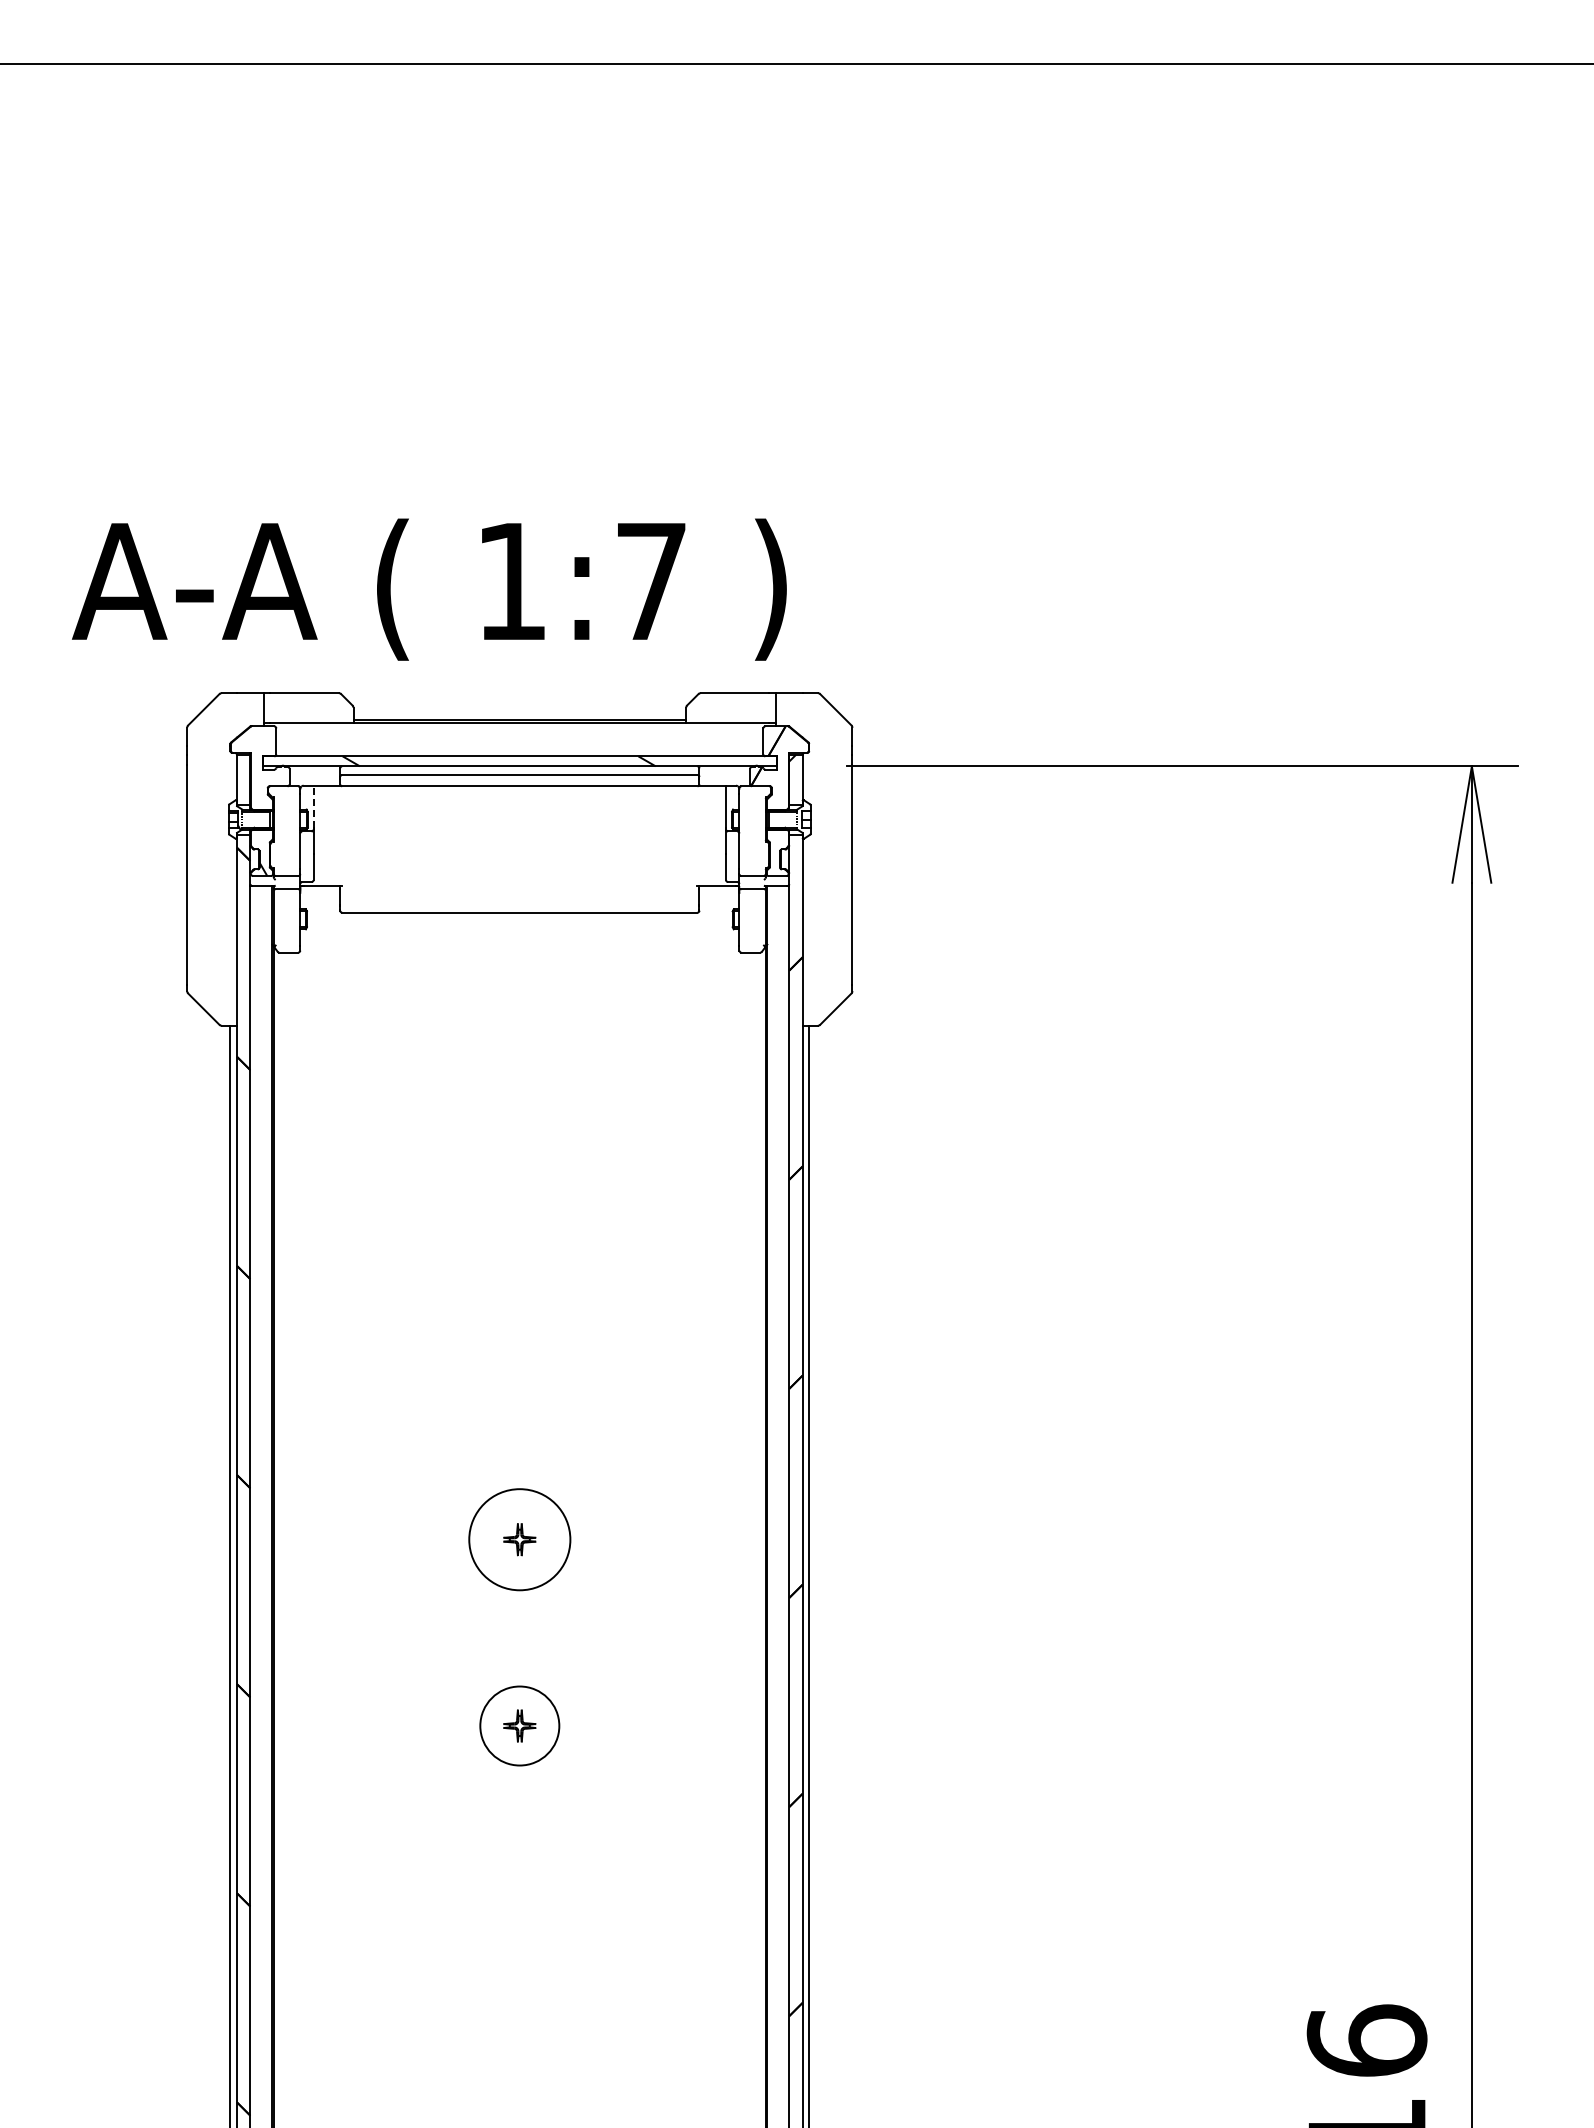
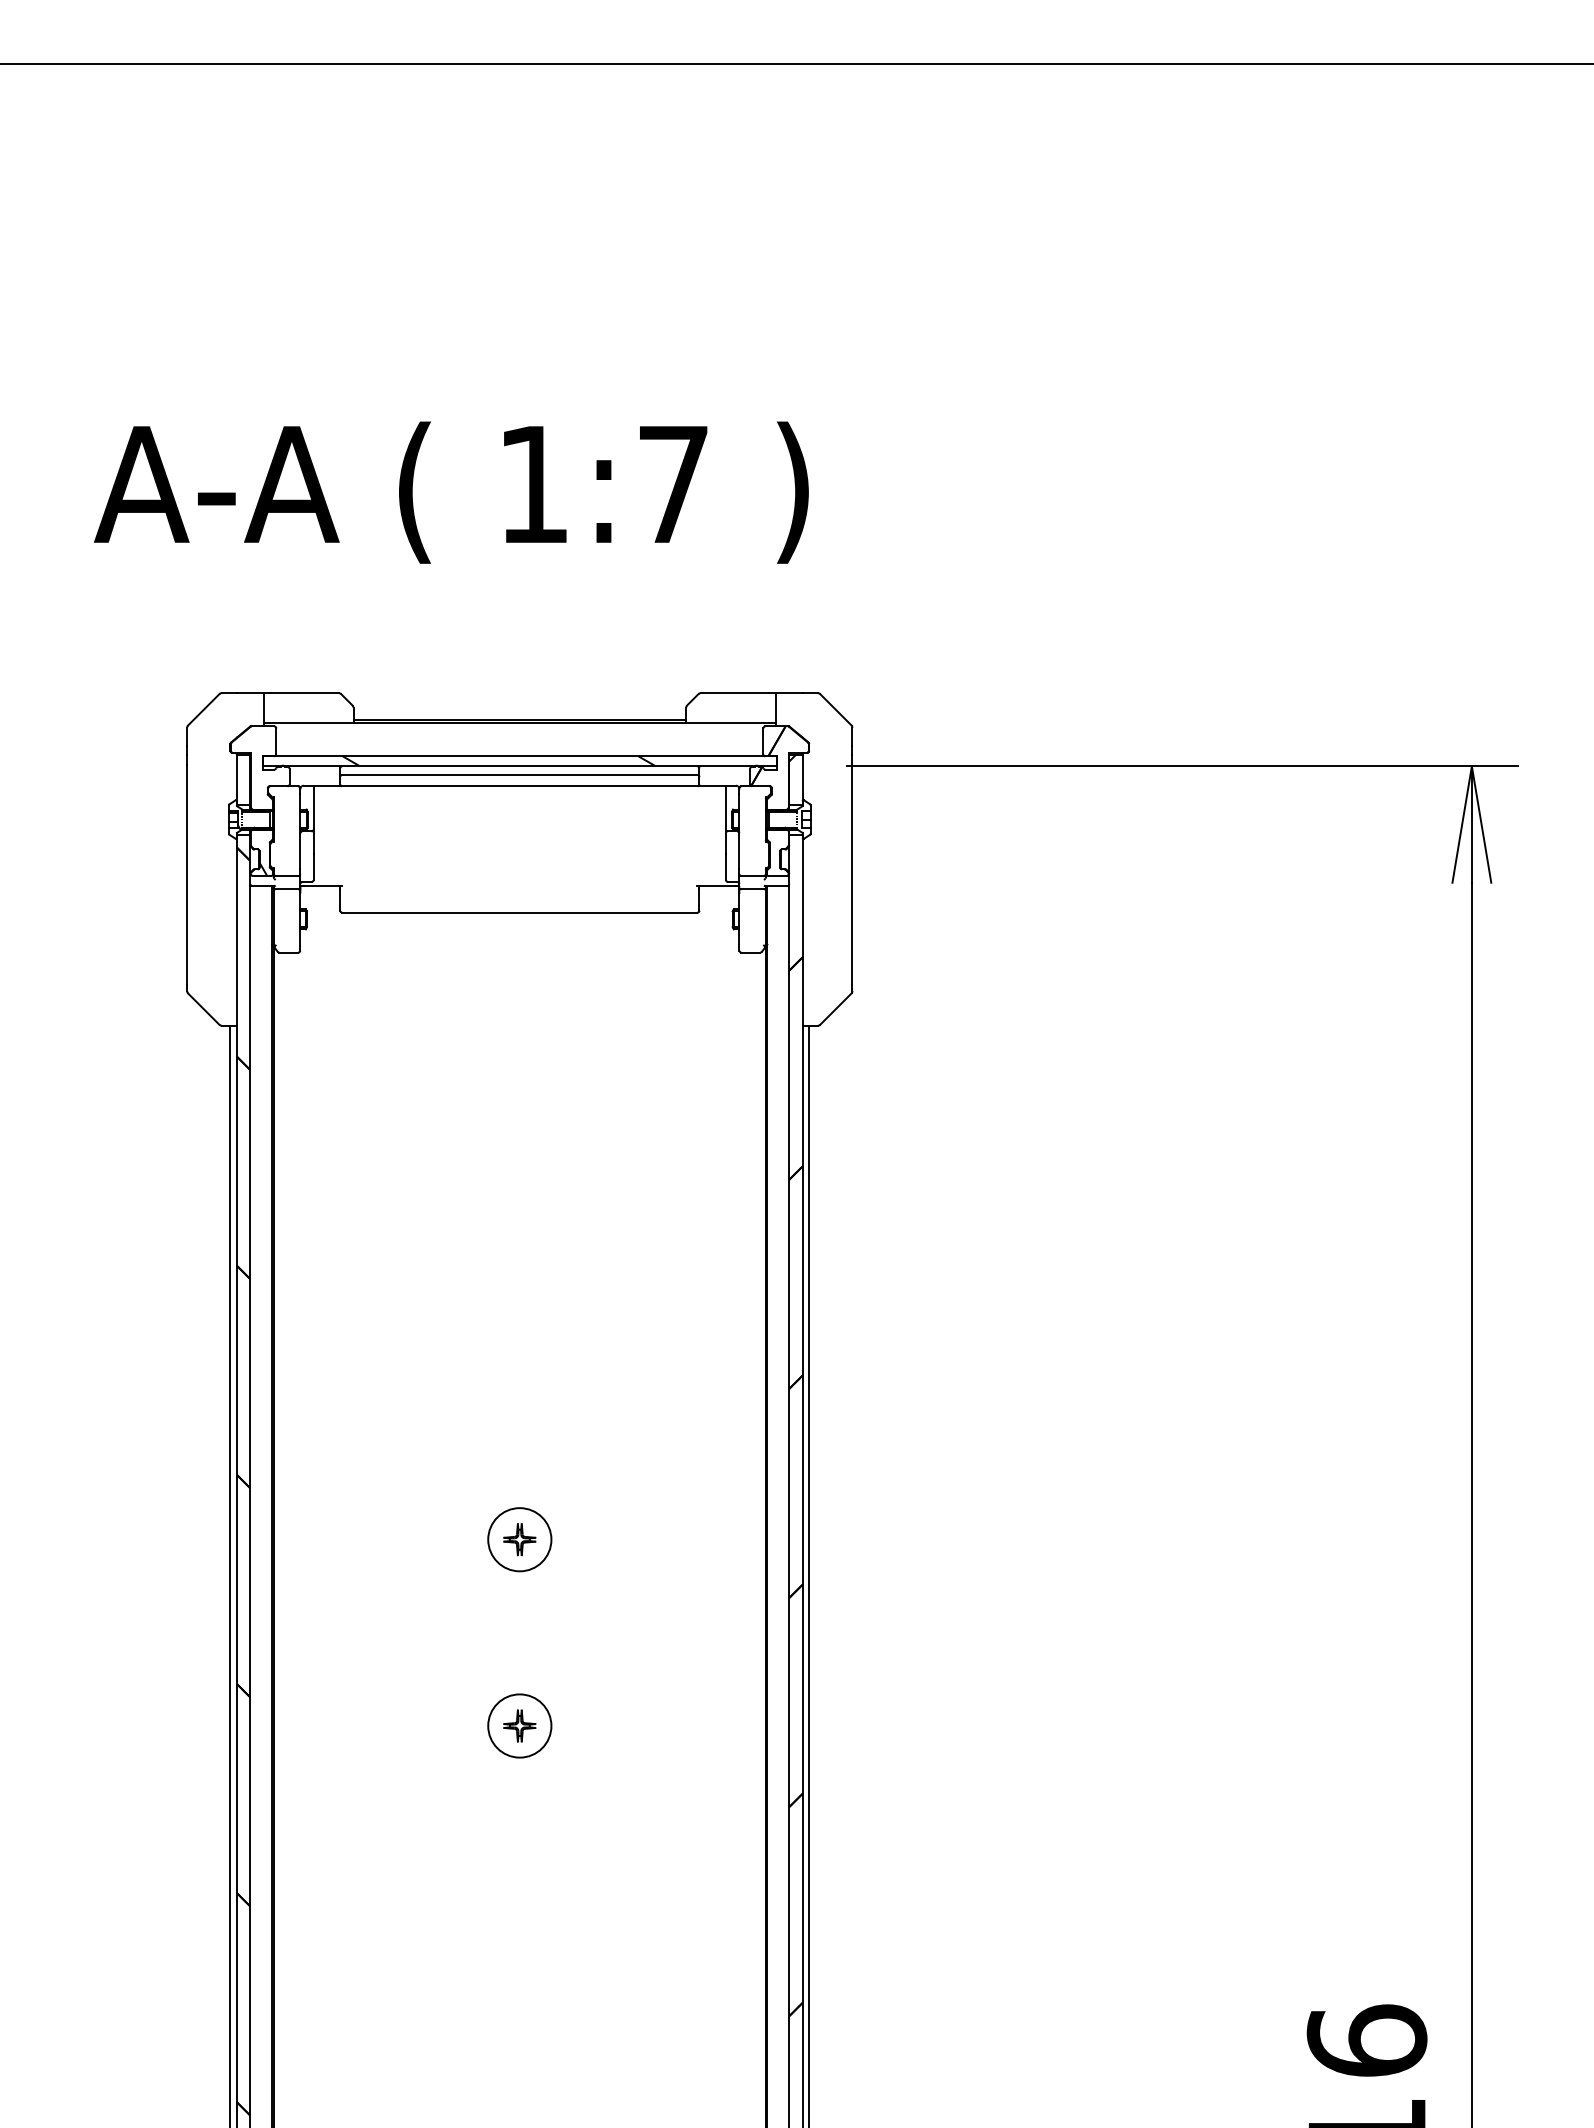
text position: (429, 589) -> (451, 492) (451, 492)
line: dashed -> solid (313, 806)
circle diameter: 101 px -> 63 px (519, 1539)
circle diameter: 79 px -> 63 px (519, 1725)
